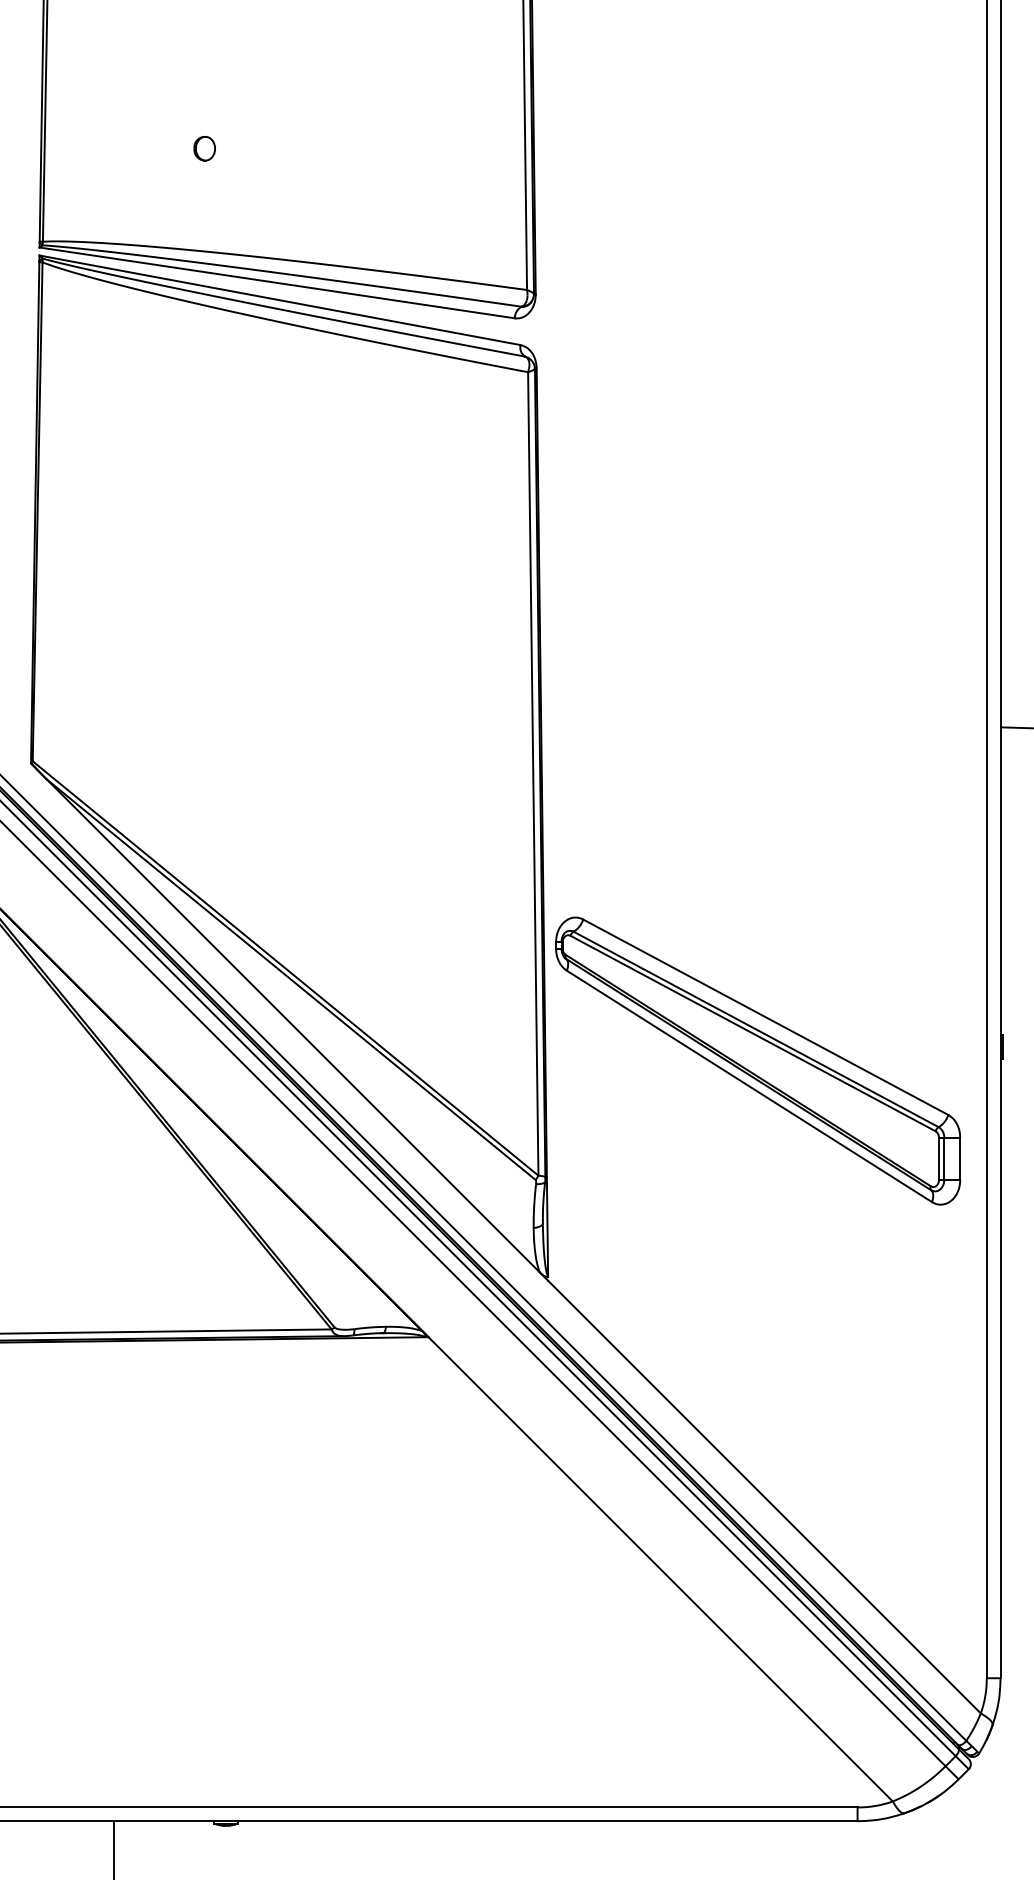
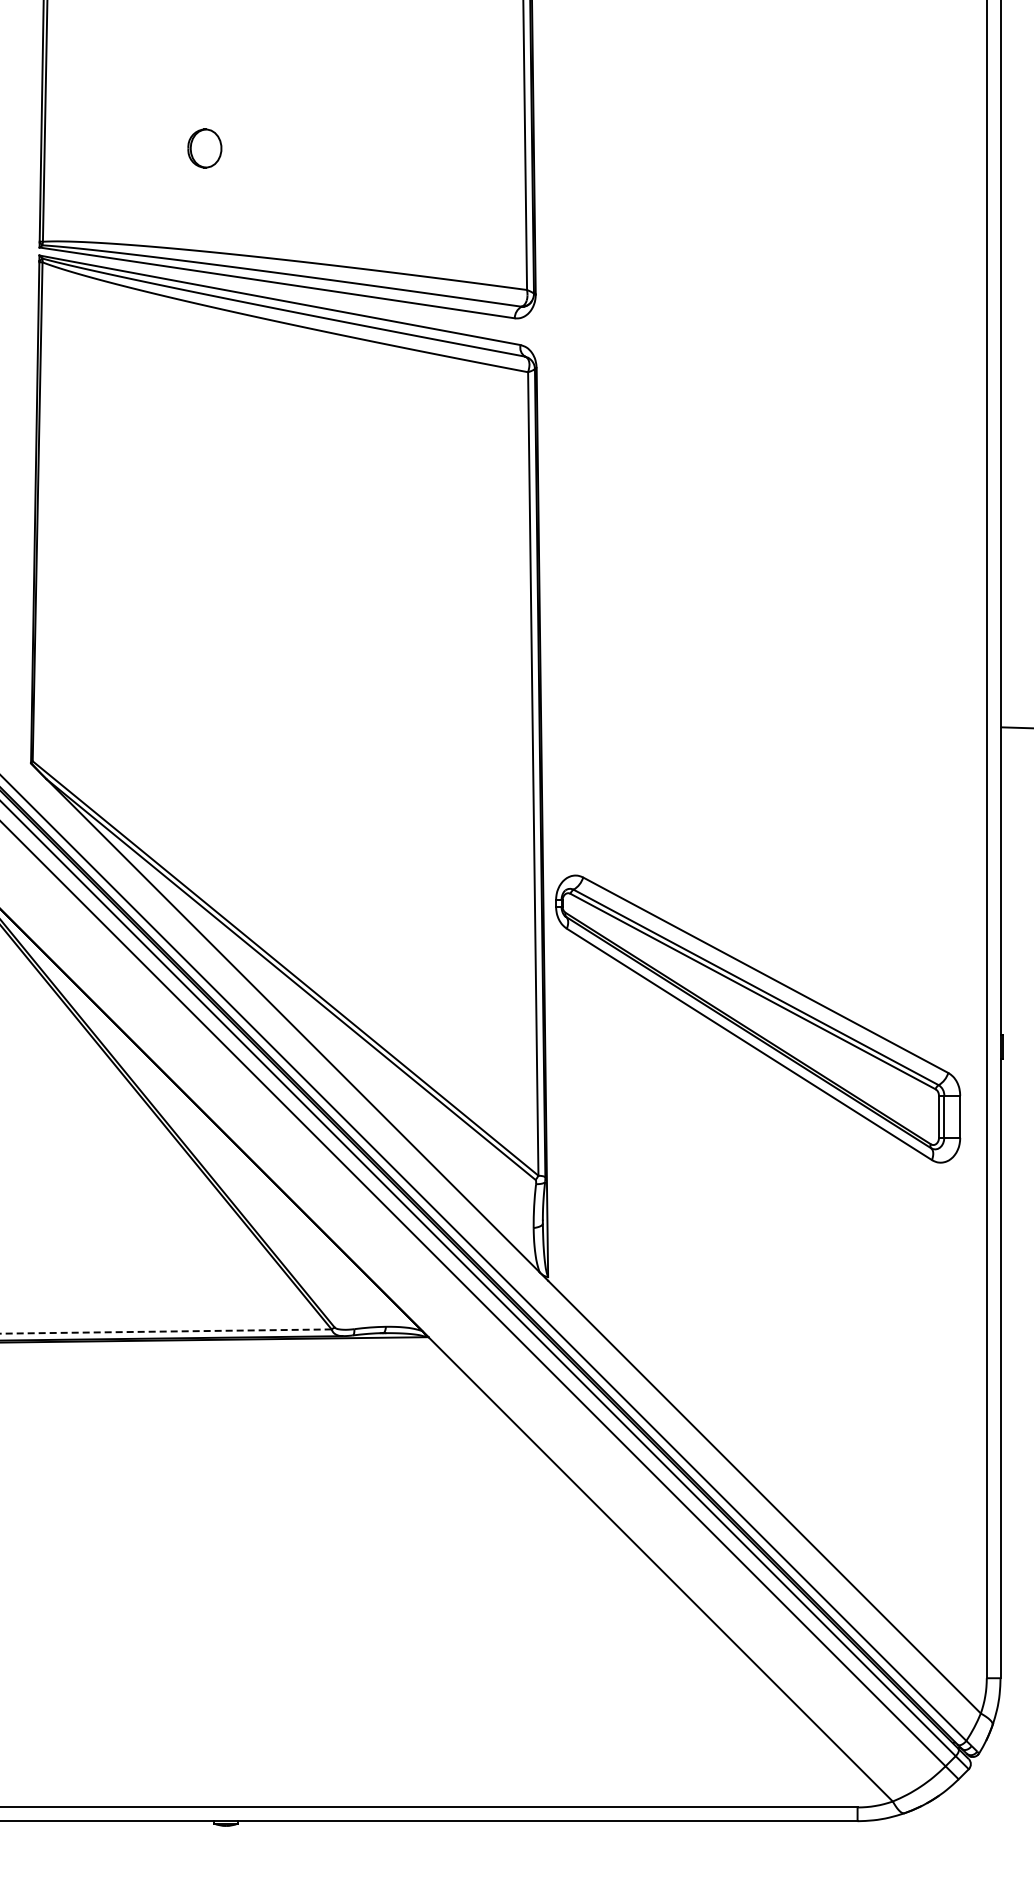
part size: 23x26 px -> 36x41 px (204, 148)
part position: (758, 1060) -> (758, 1018) (758, 1018)
line: solid -> dashed (165, 1331)
line: present -> none (113, 1848)
